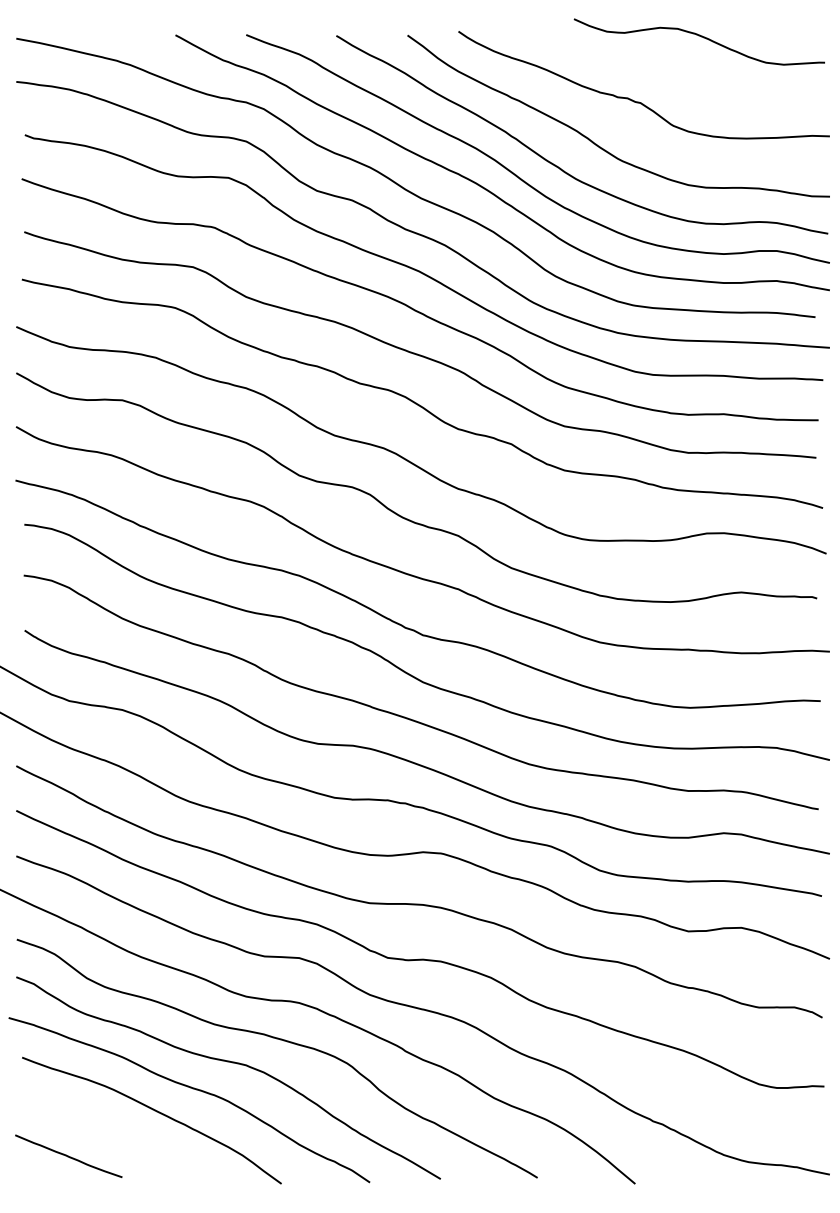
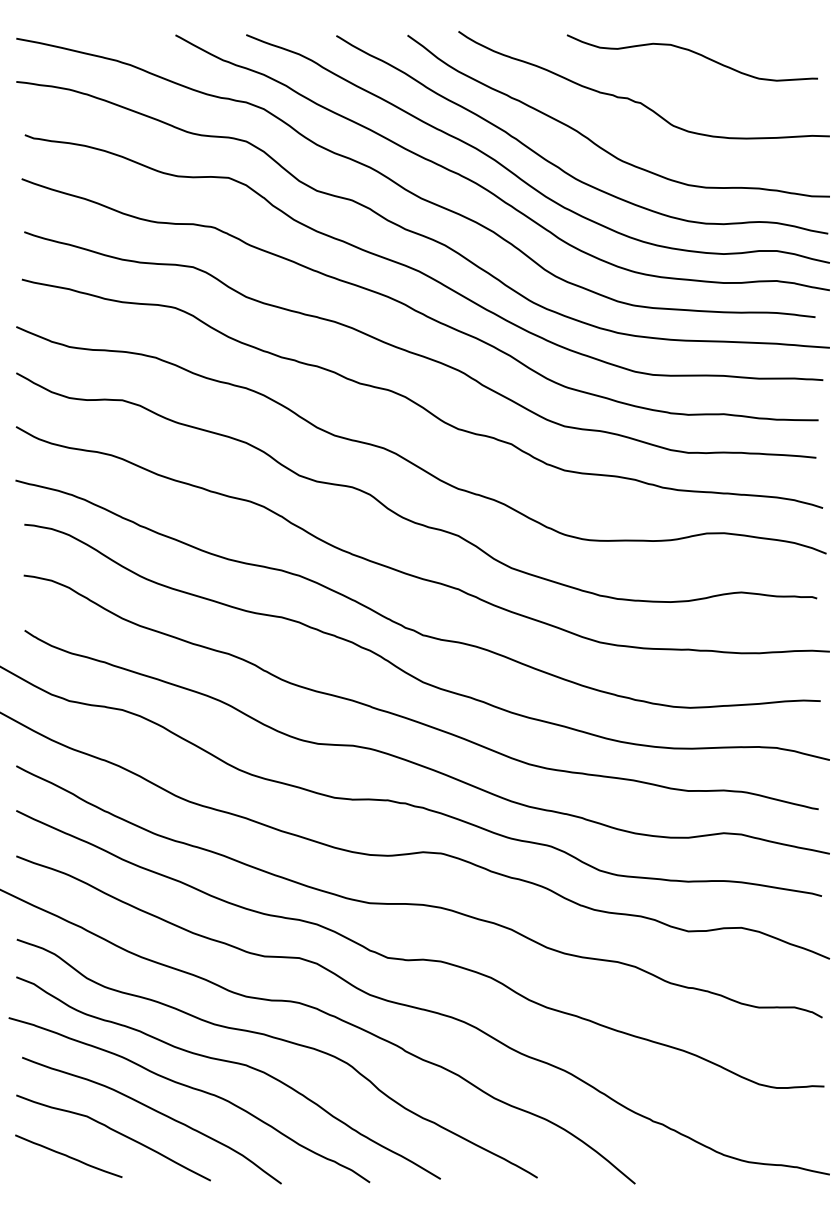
curve position: (698, 36) -> (691, 52) (691, 52)
curve: none -> present (115, 1132)
